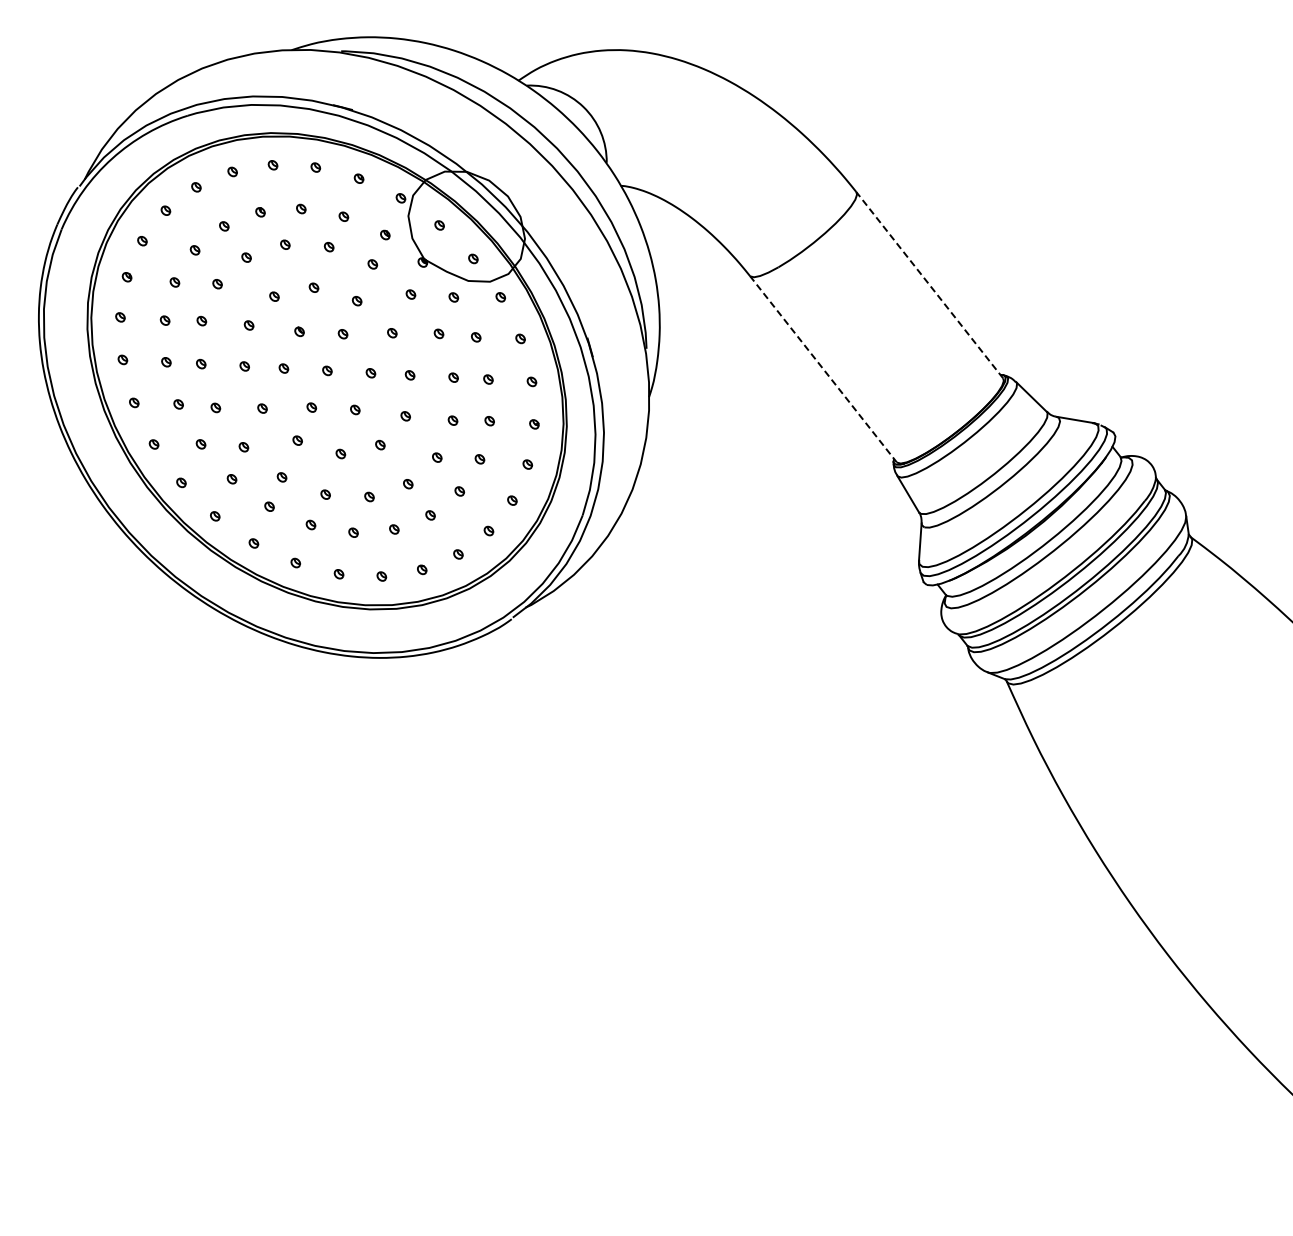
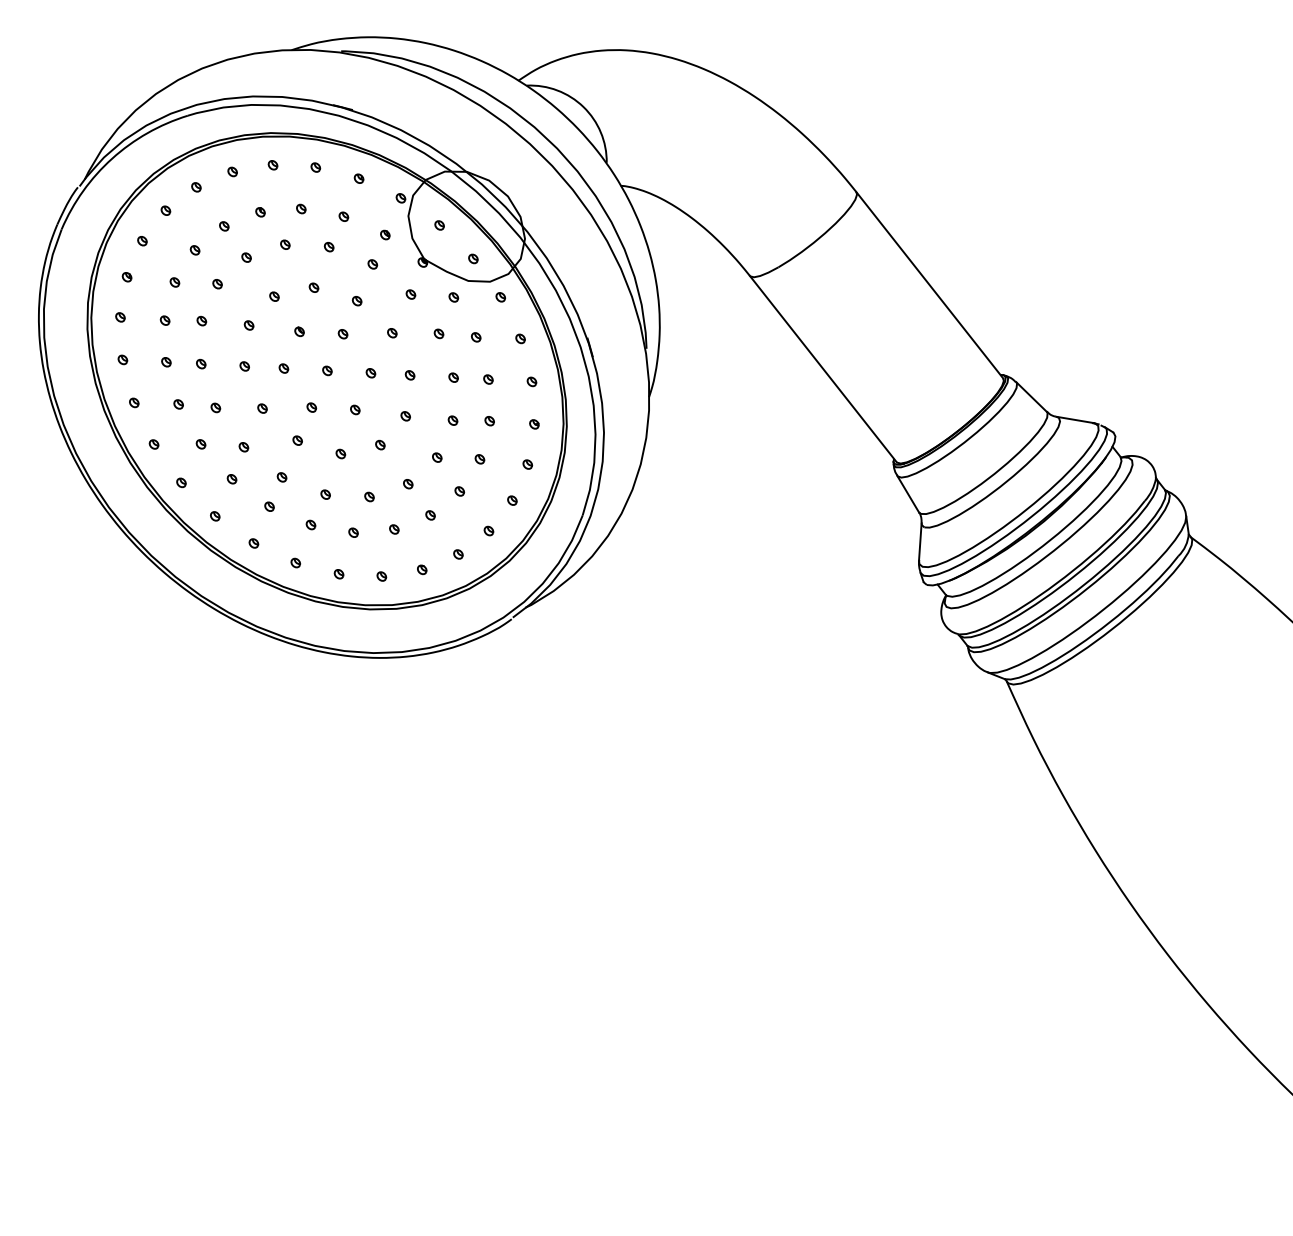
line: dashed -> solid (929, 285)
line: dashed -> solid (823, 369)
